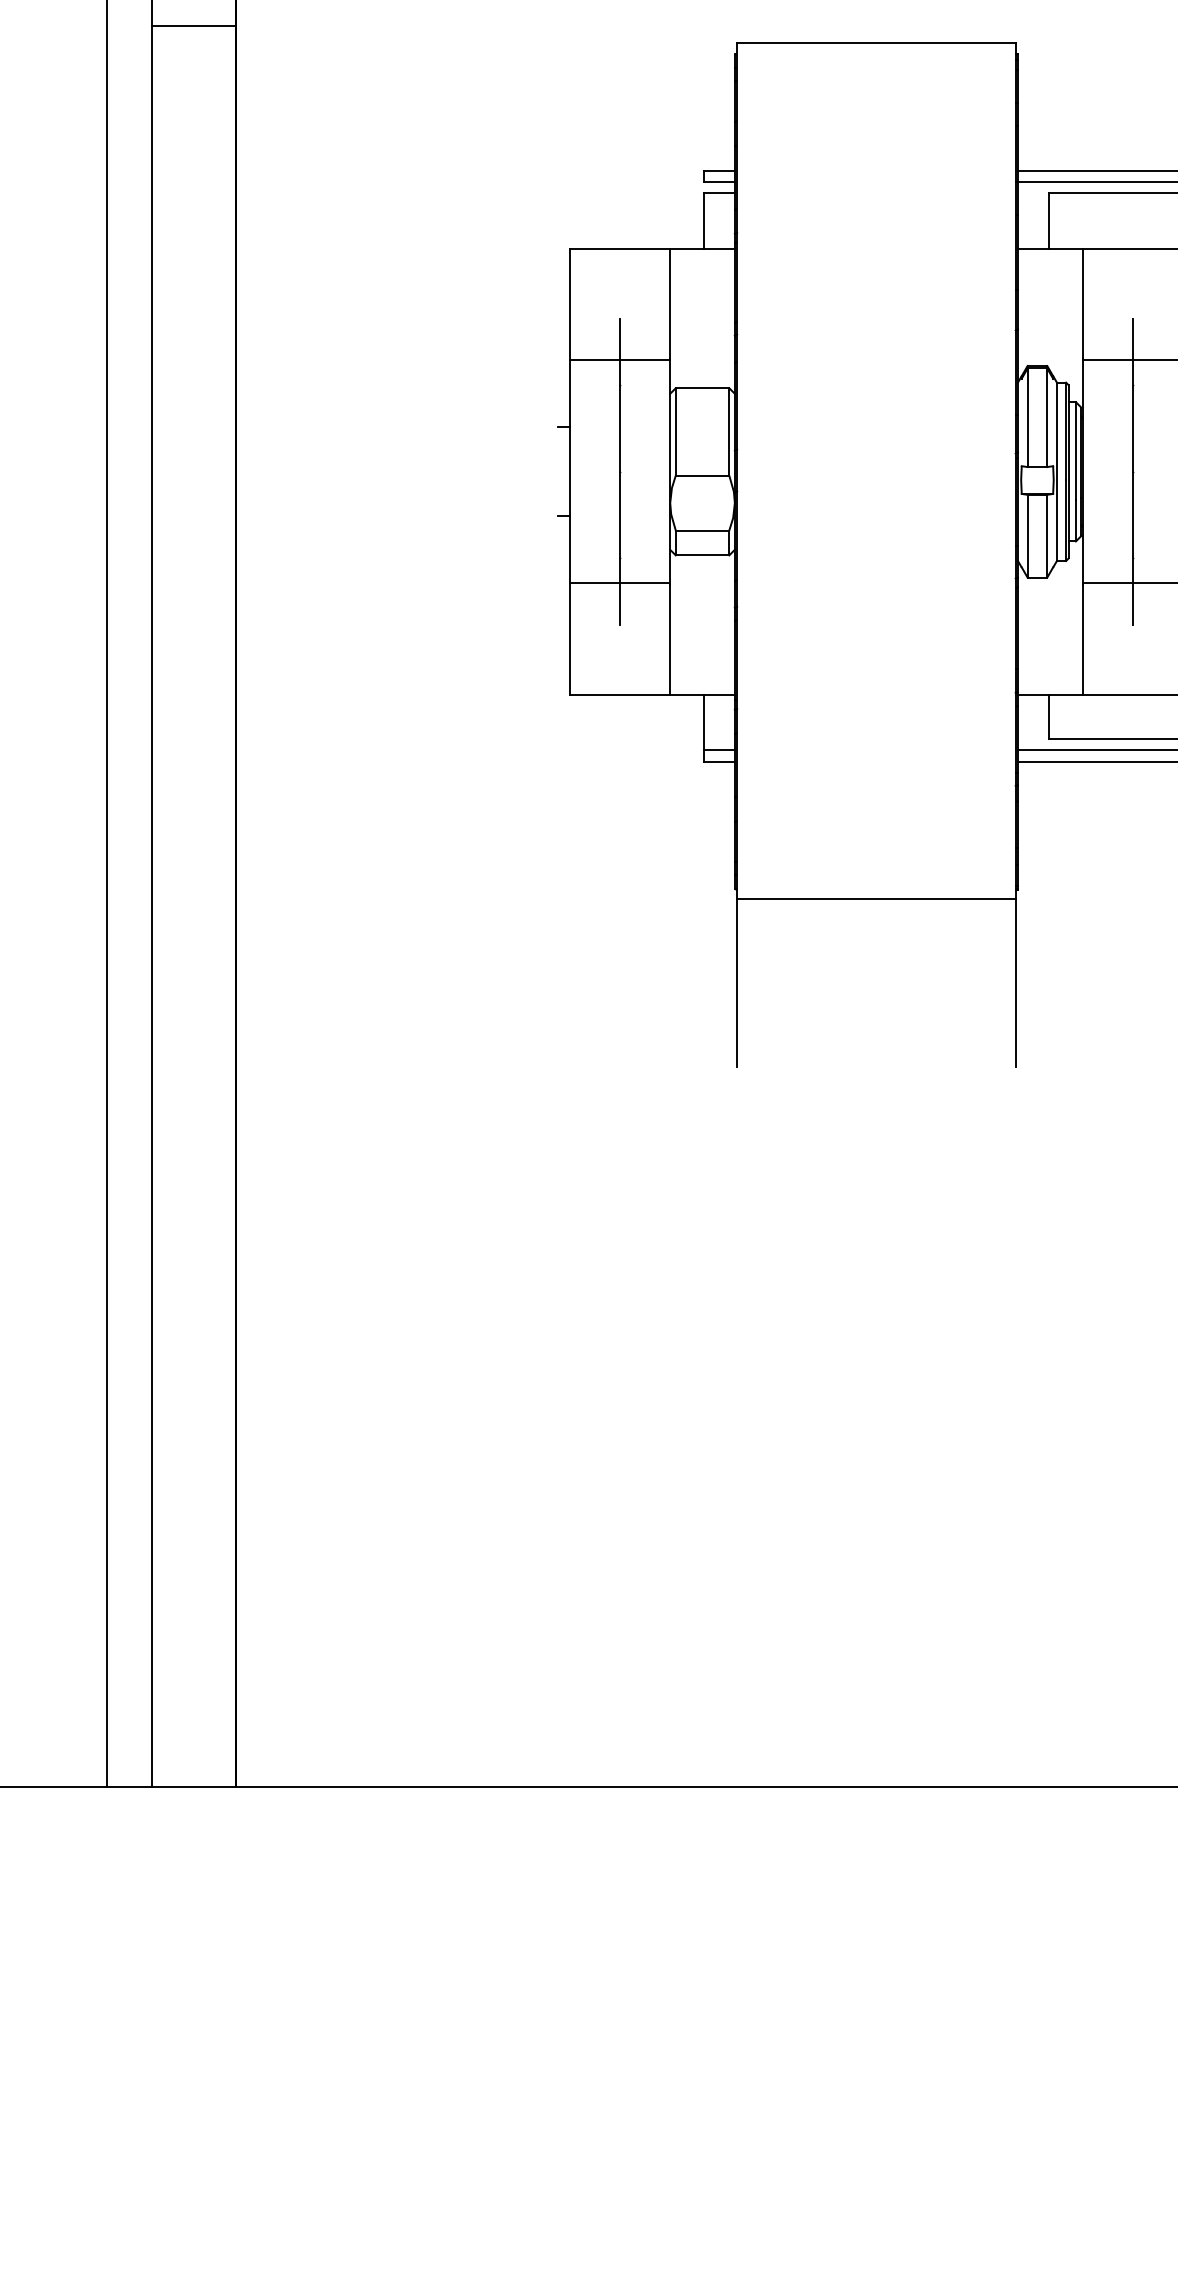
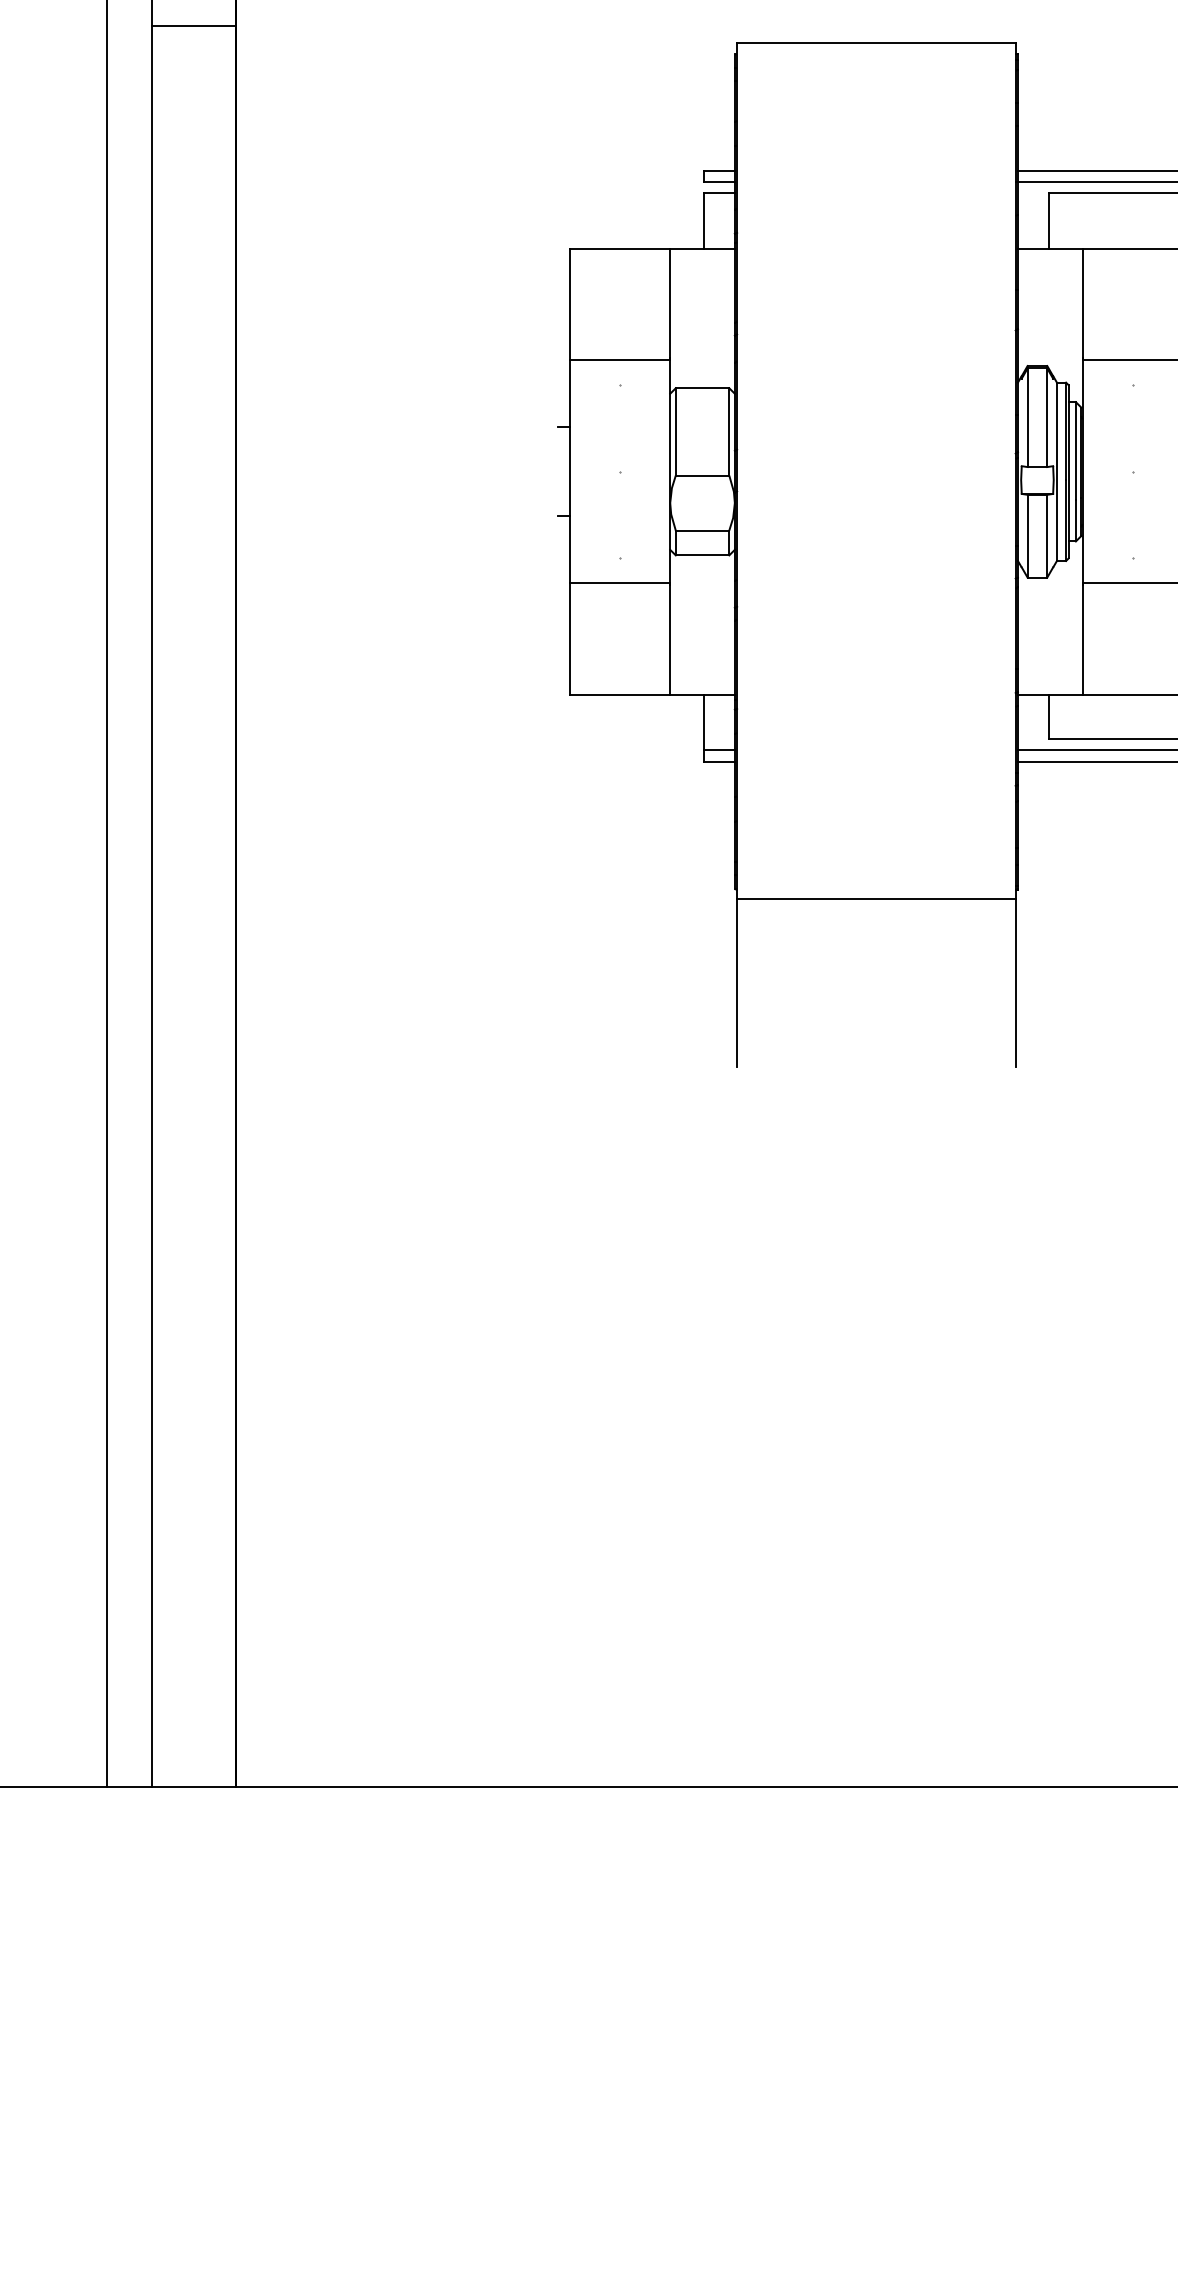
line: present -> none (620, 471)
line: present -> none (1132, 471)
